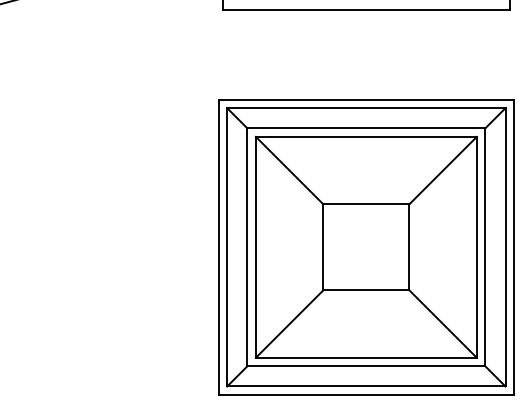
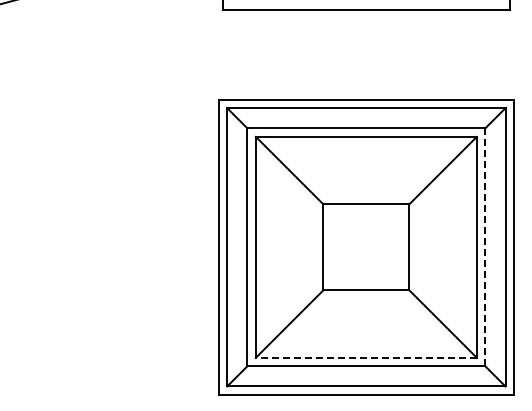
line: solid -> dashed (485, 246)
line: solid -> dashed (365, 357)
